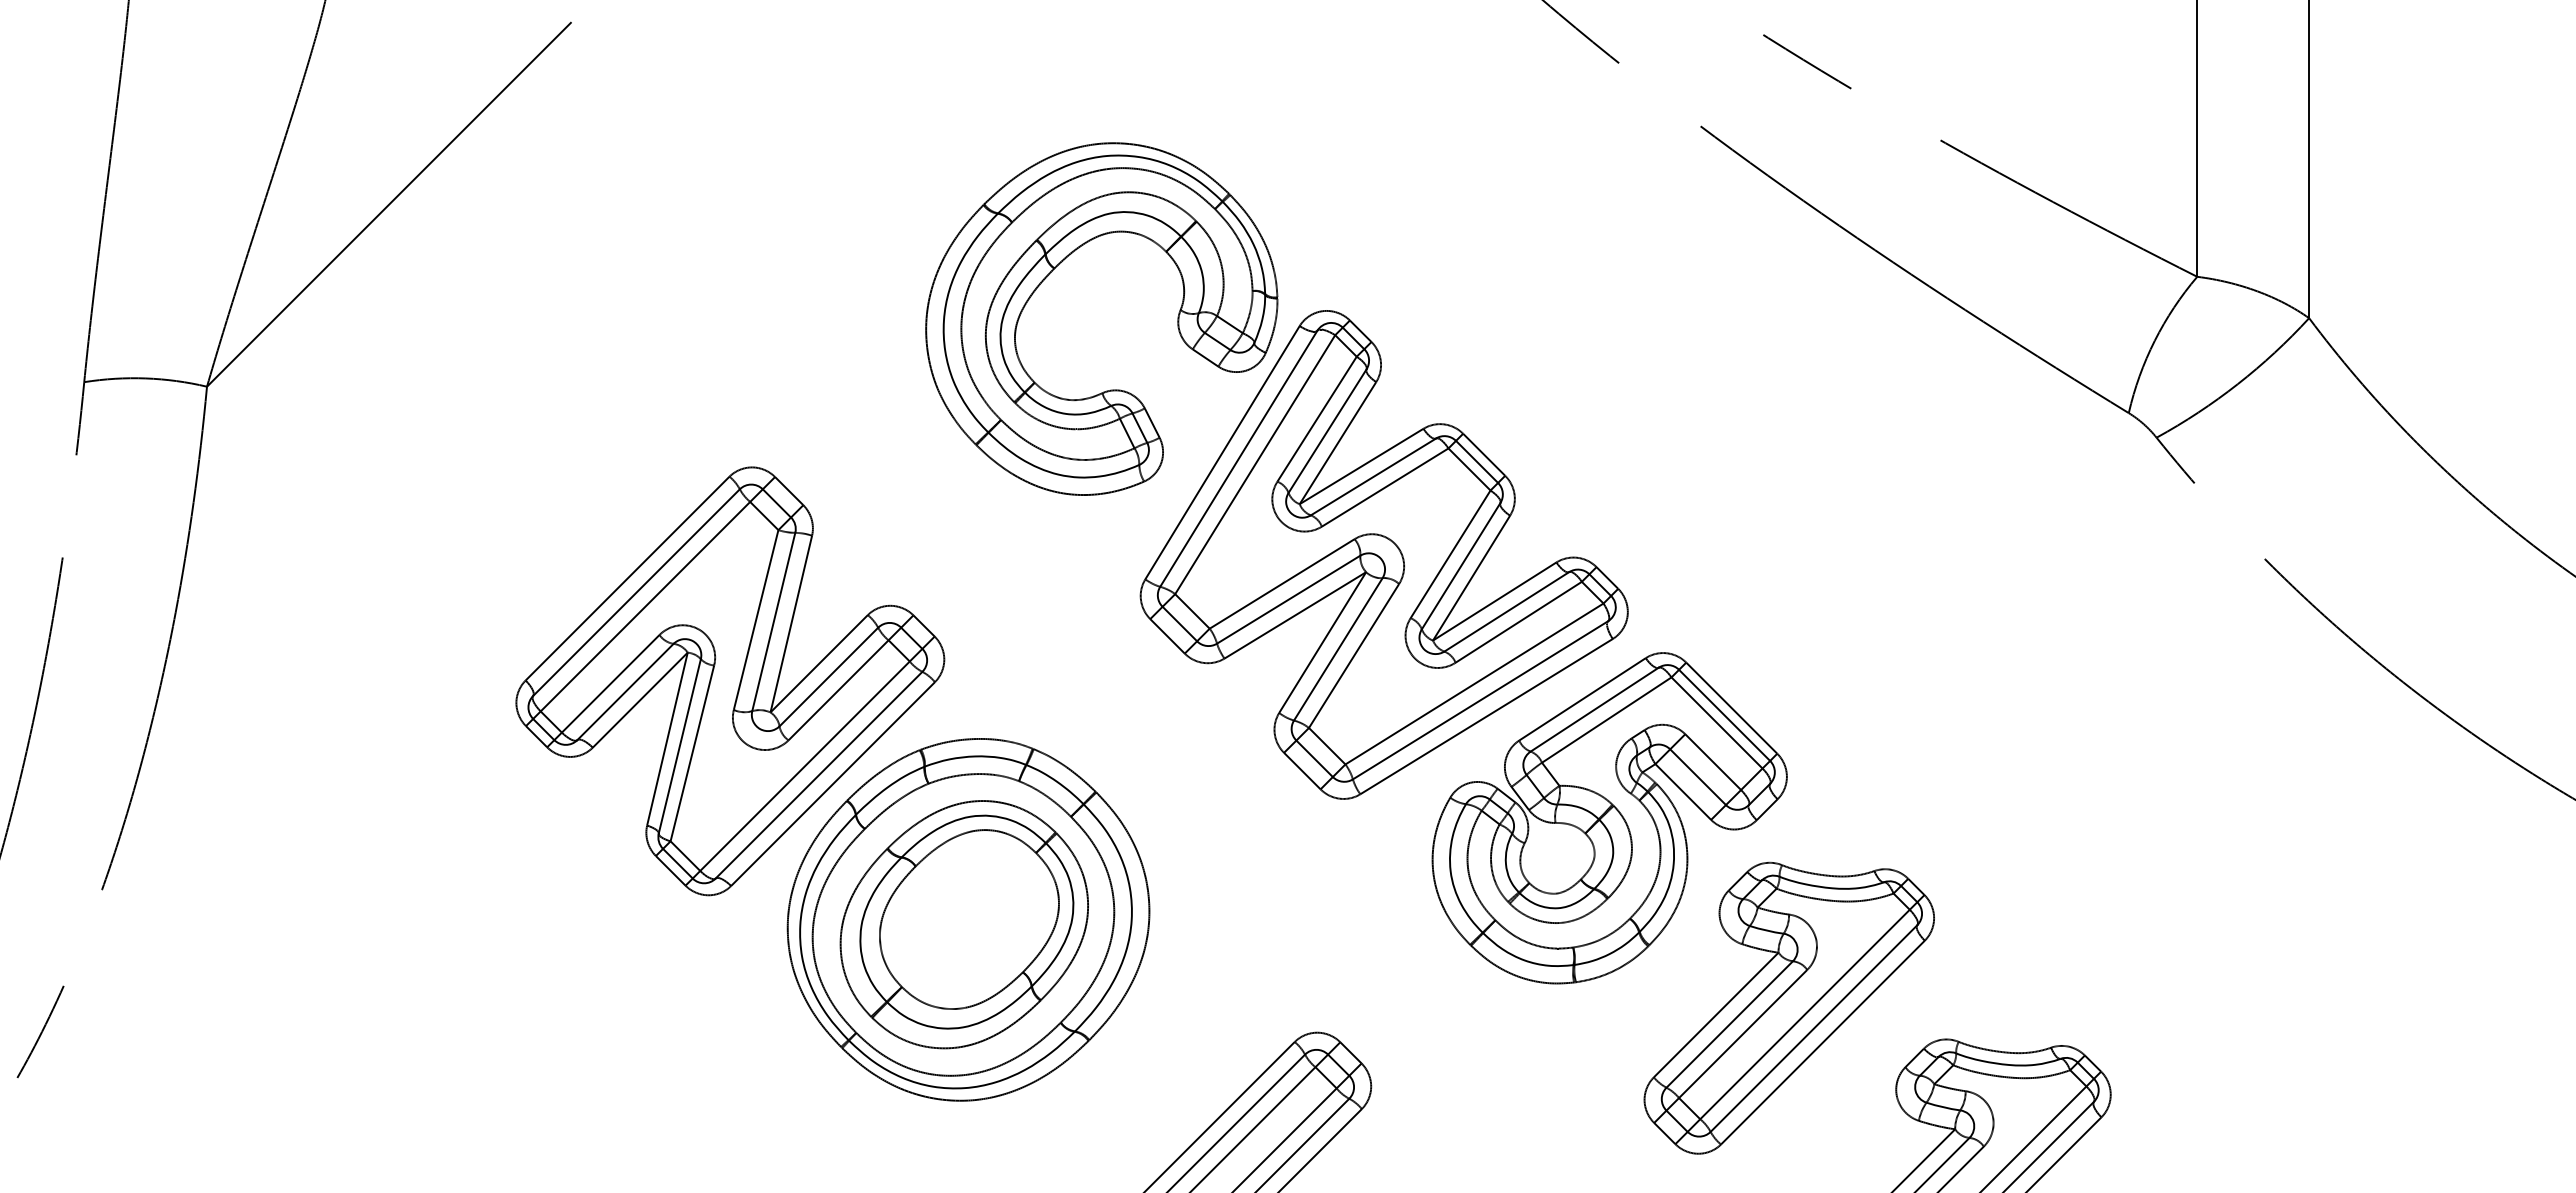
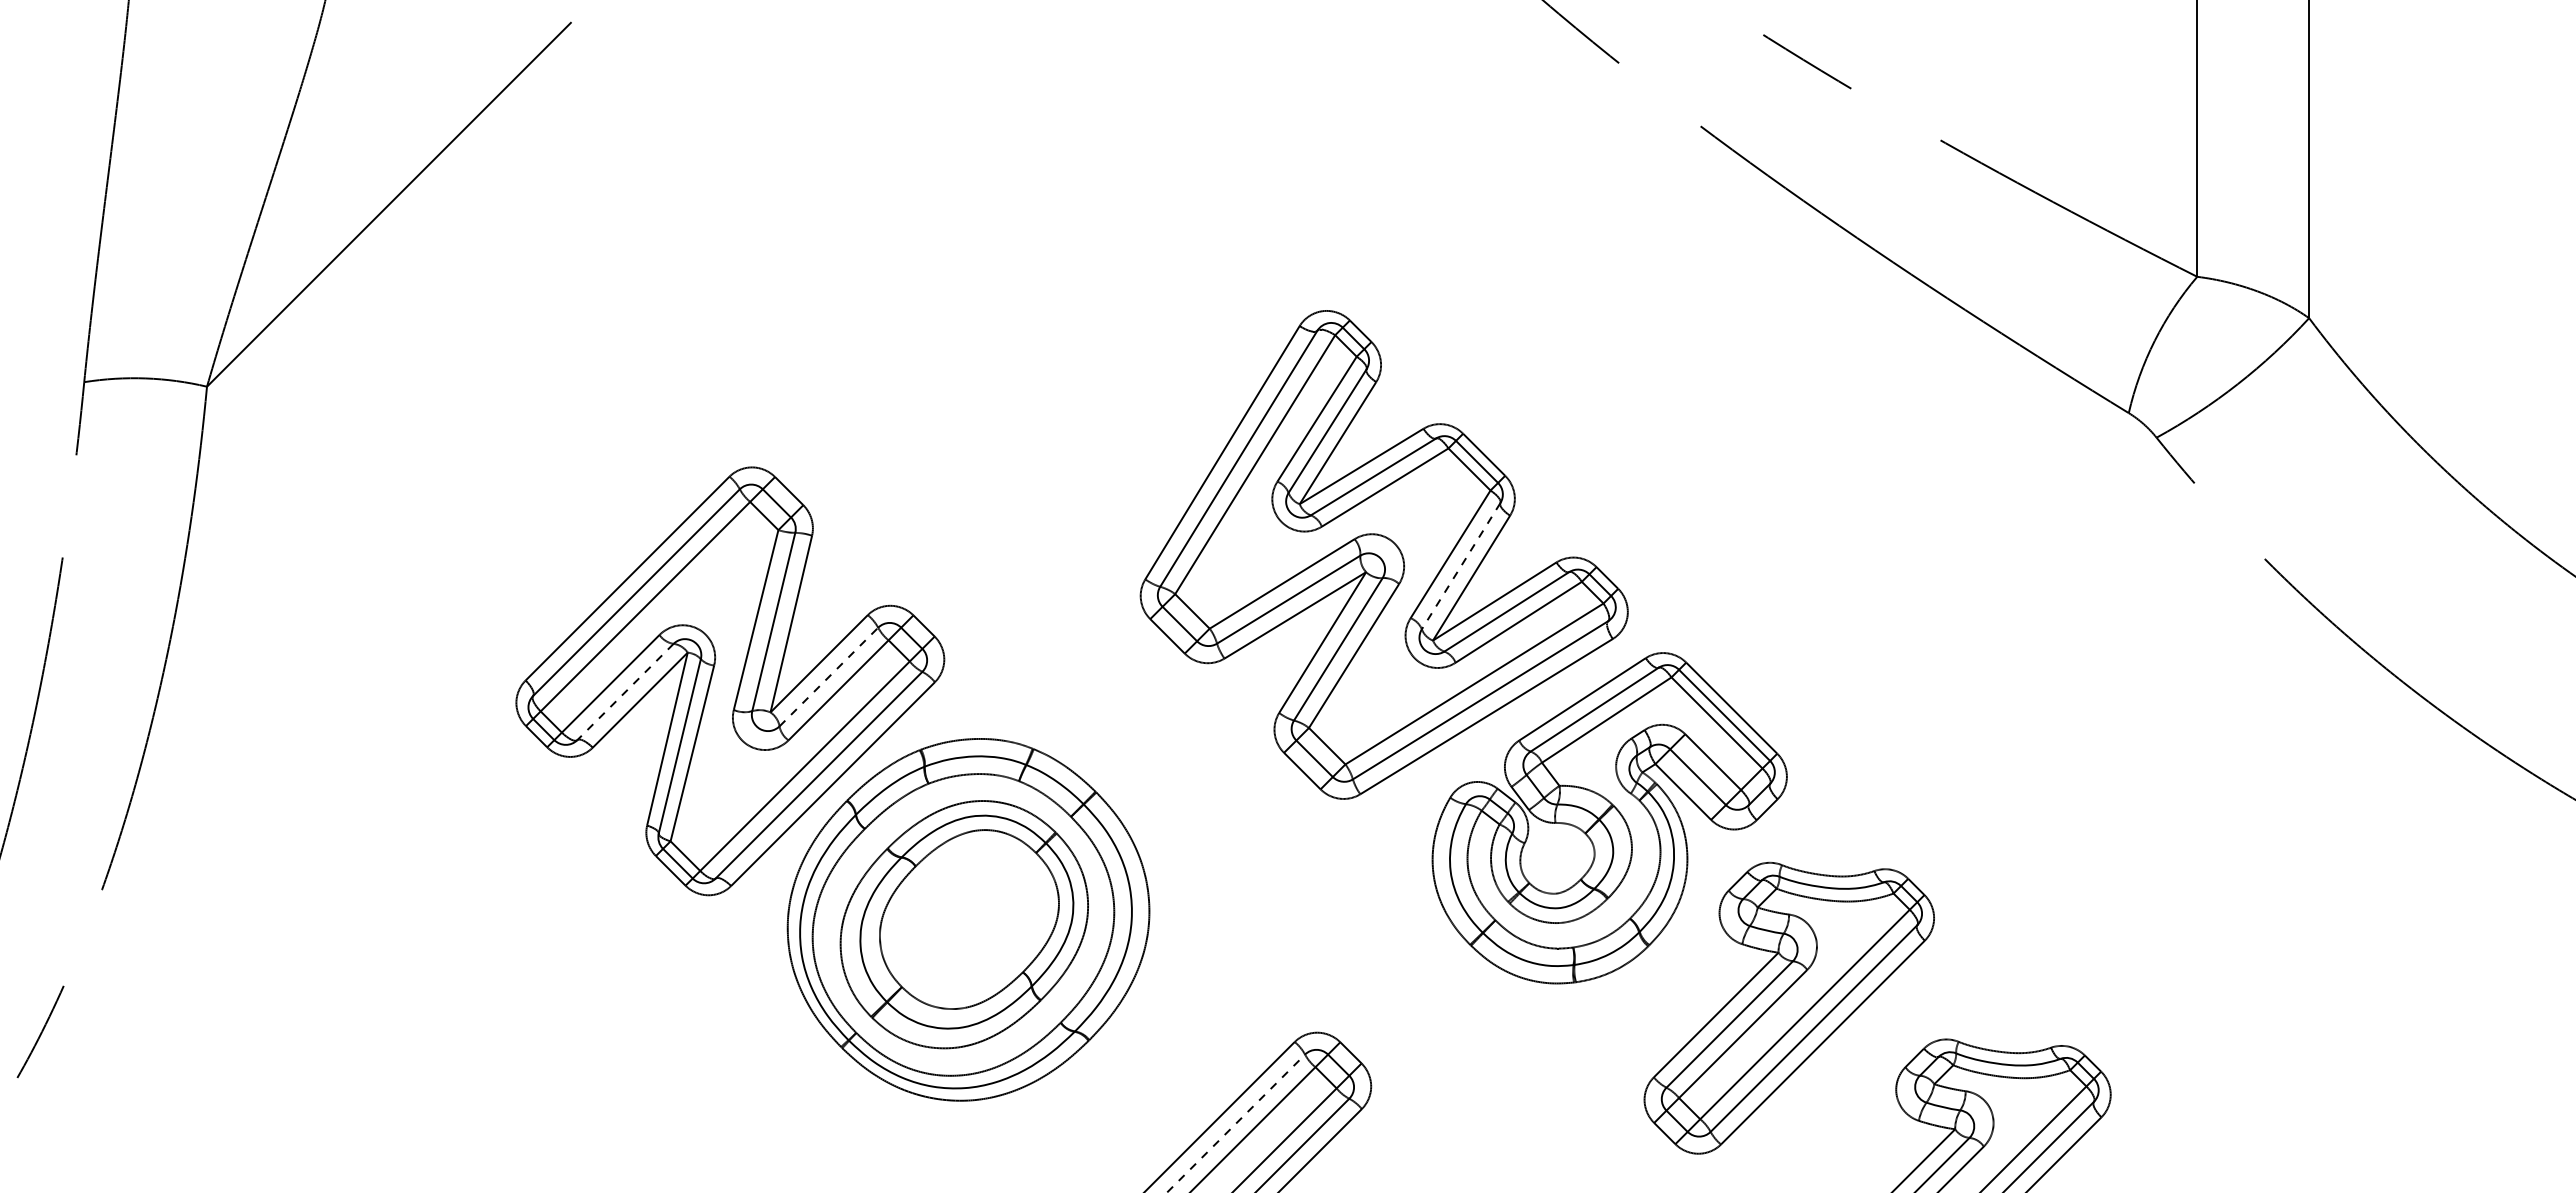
part: present -> none (1048, 276)
line: solid -> dashed (1460, 566)
line: solid -> dashed (828, 677)
line: solid -> dashed (625, 692)
line: solid -> dashed (1235, 1123)
